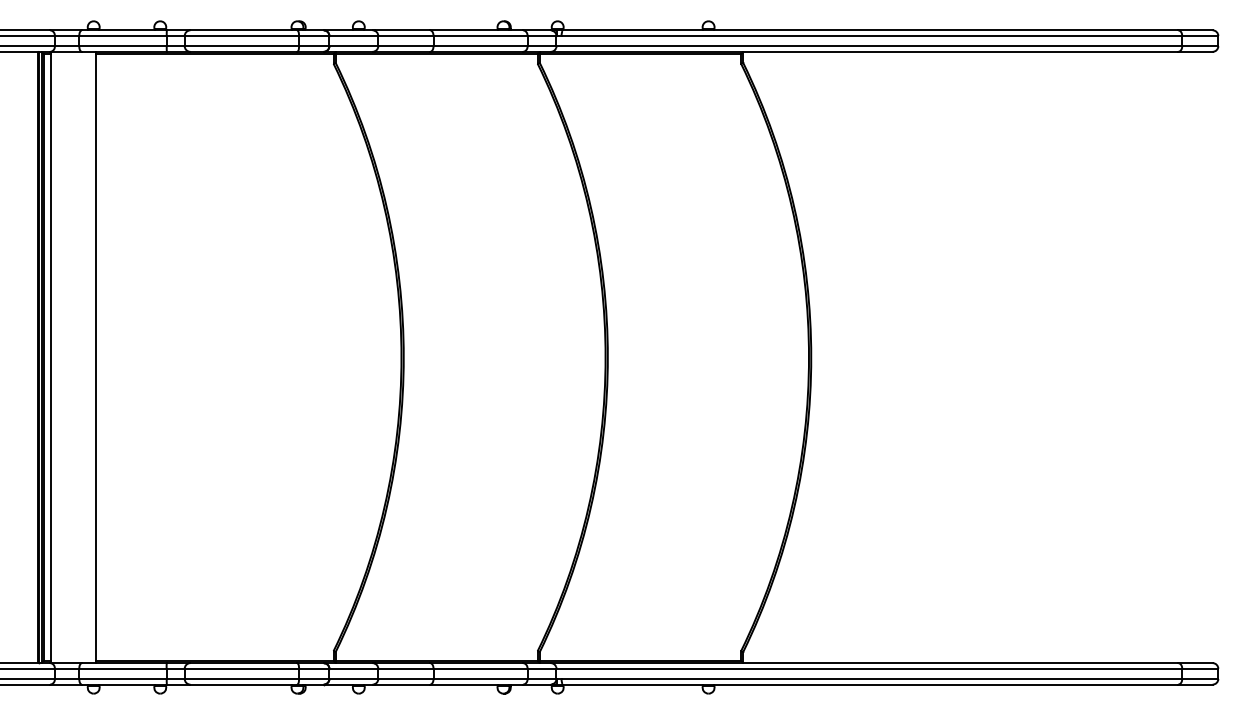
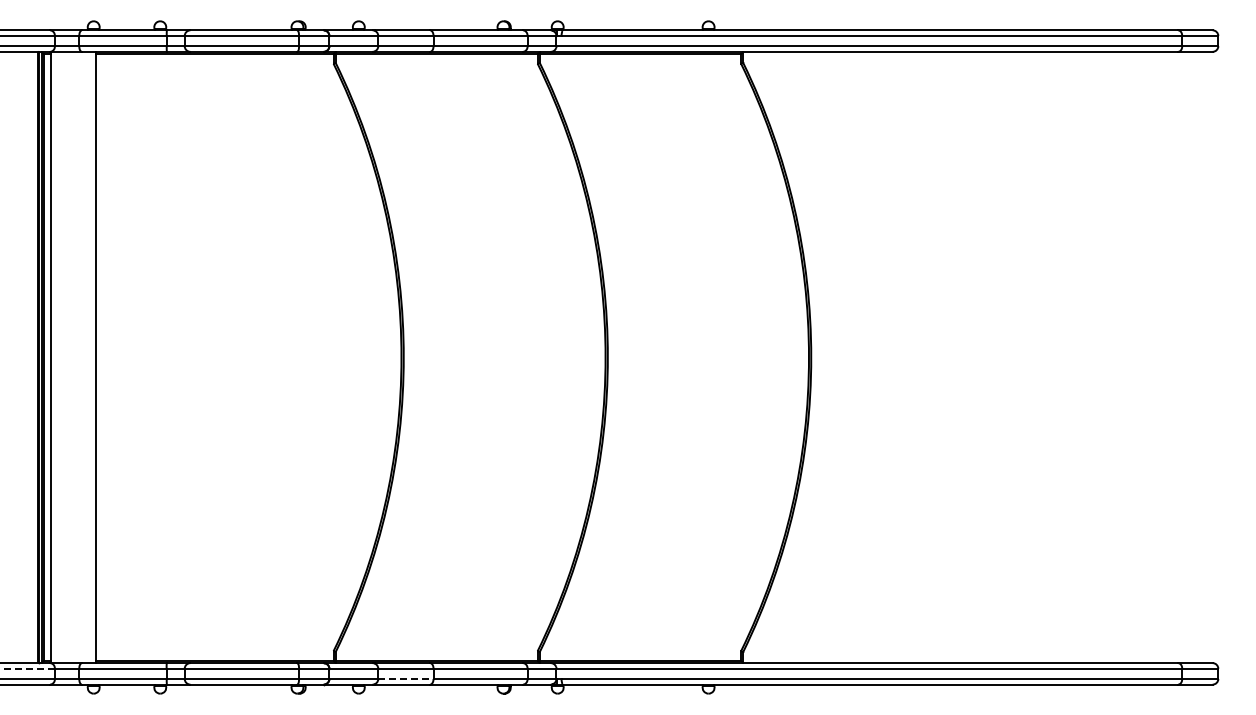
line: solid -> dashed (26, 668)
line: solid -> dashed (405, 678)
